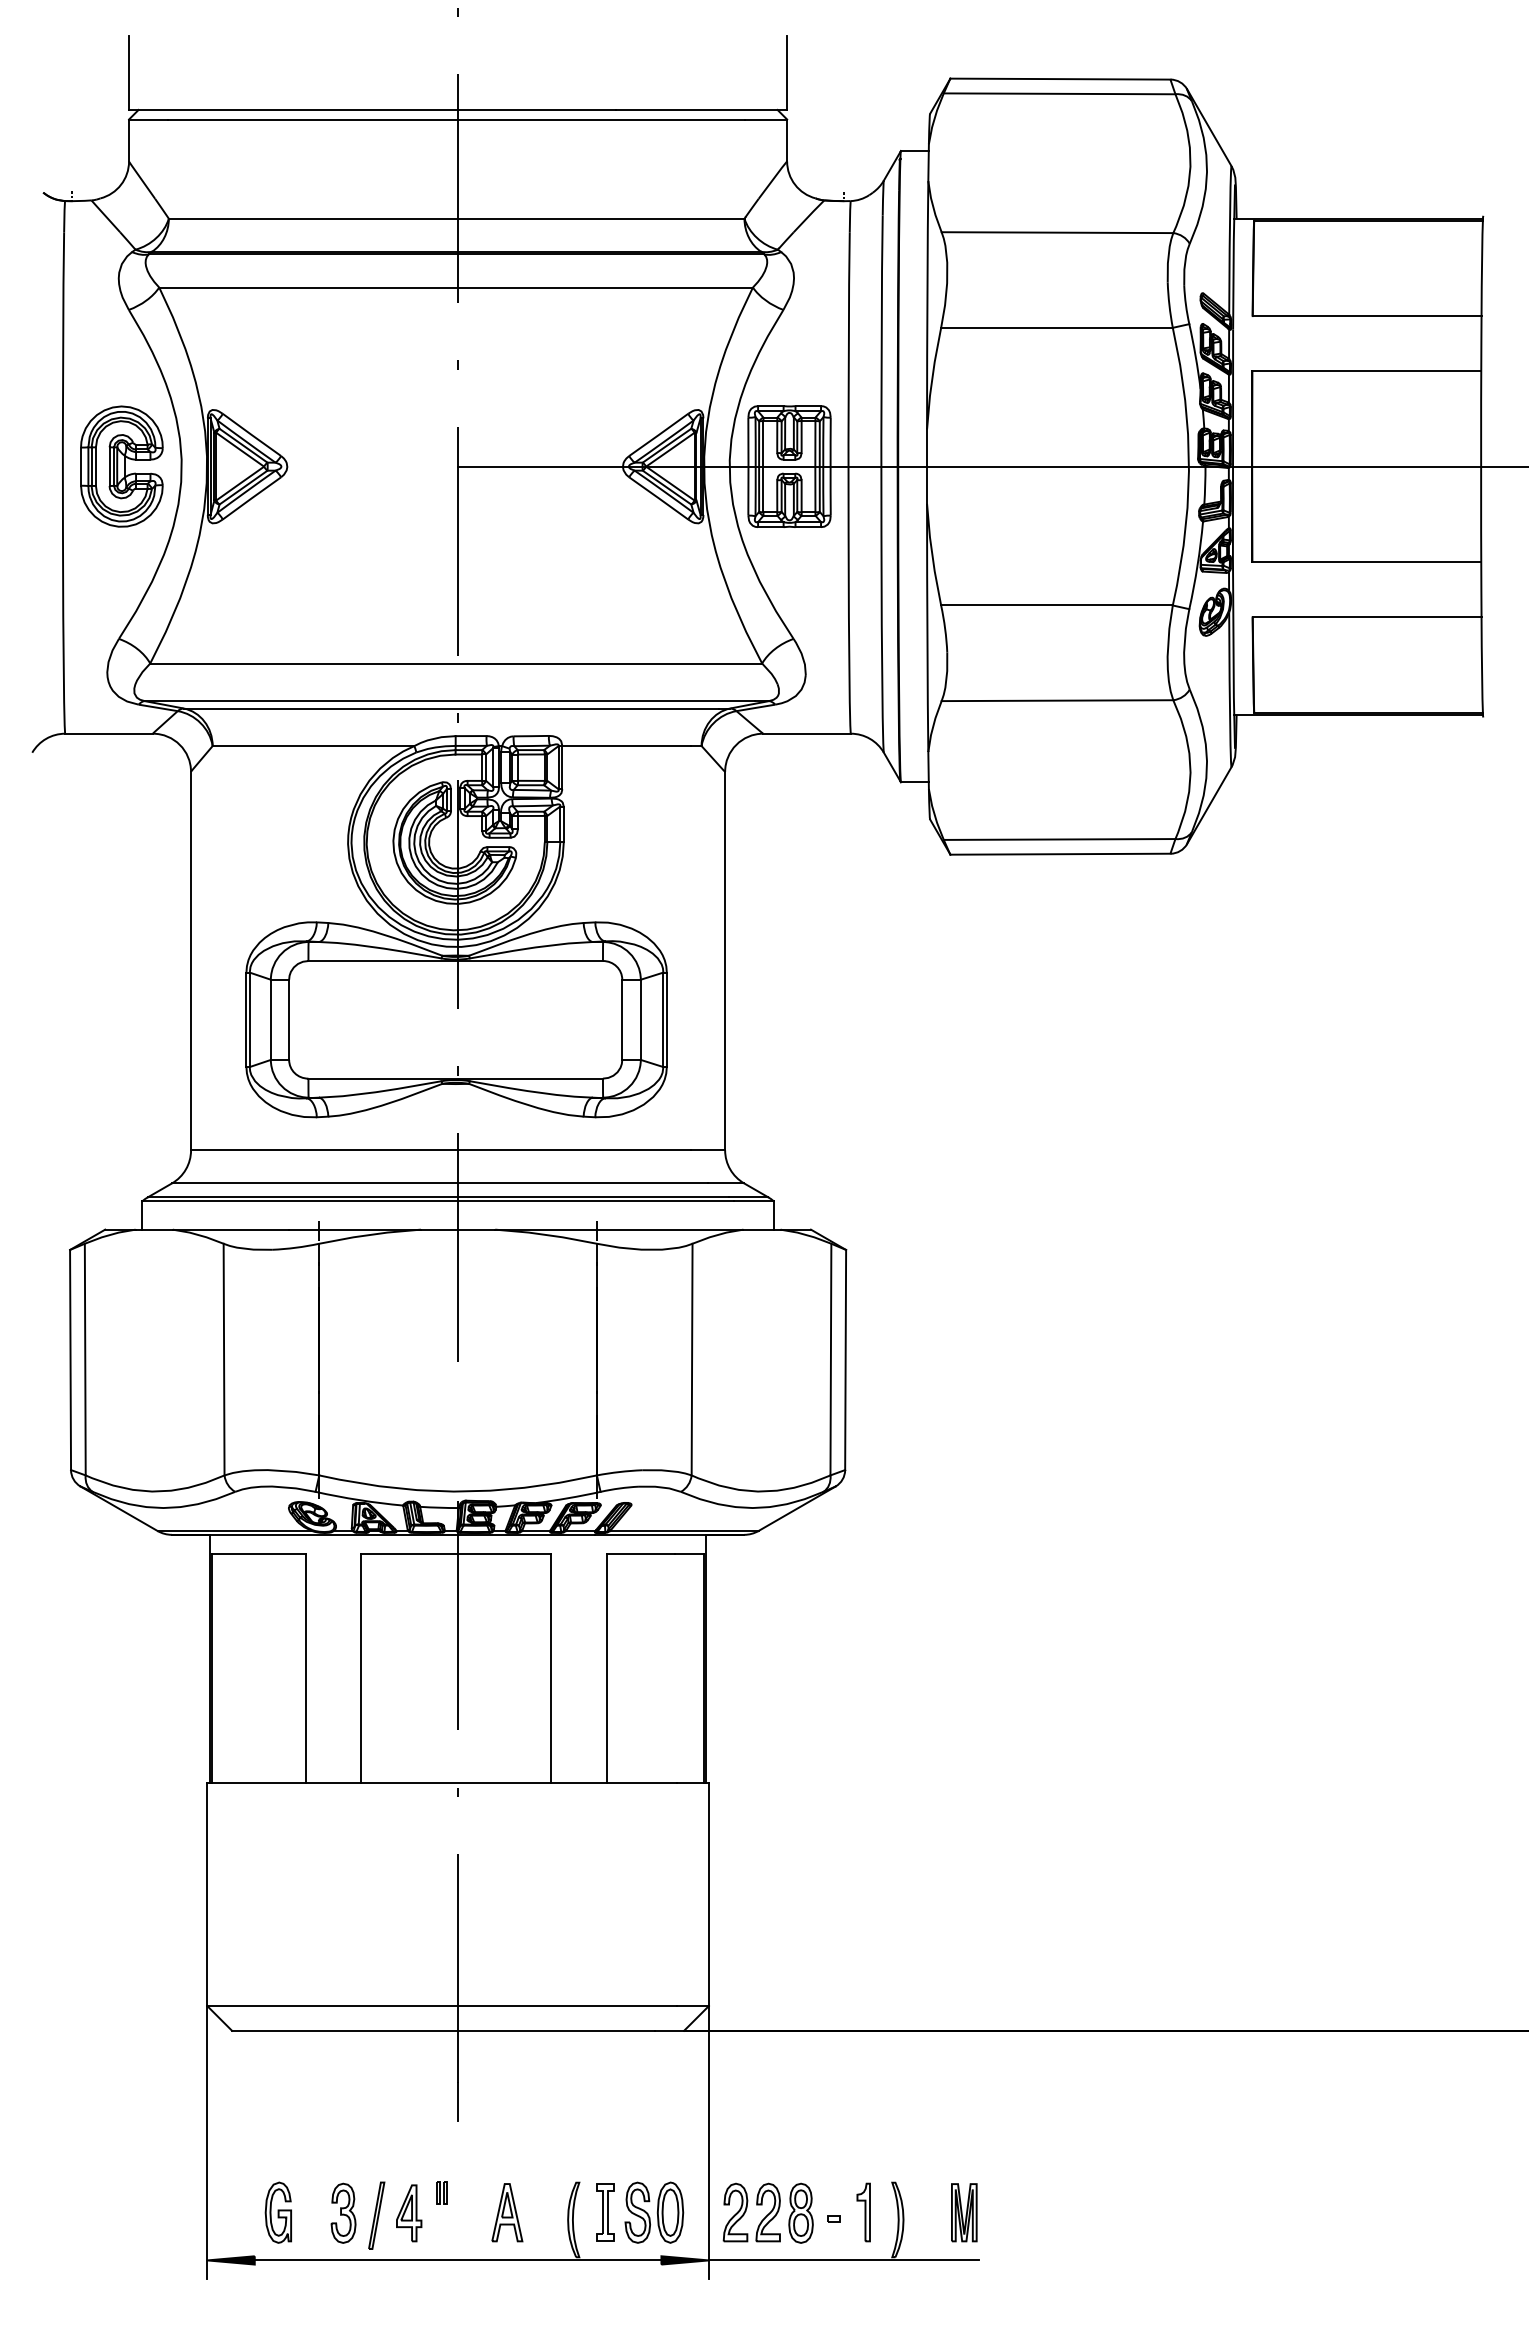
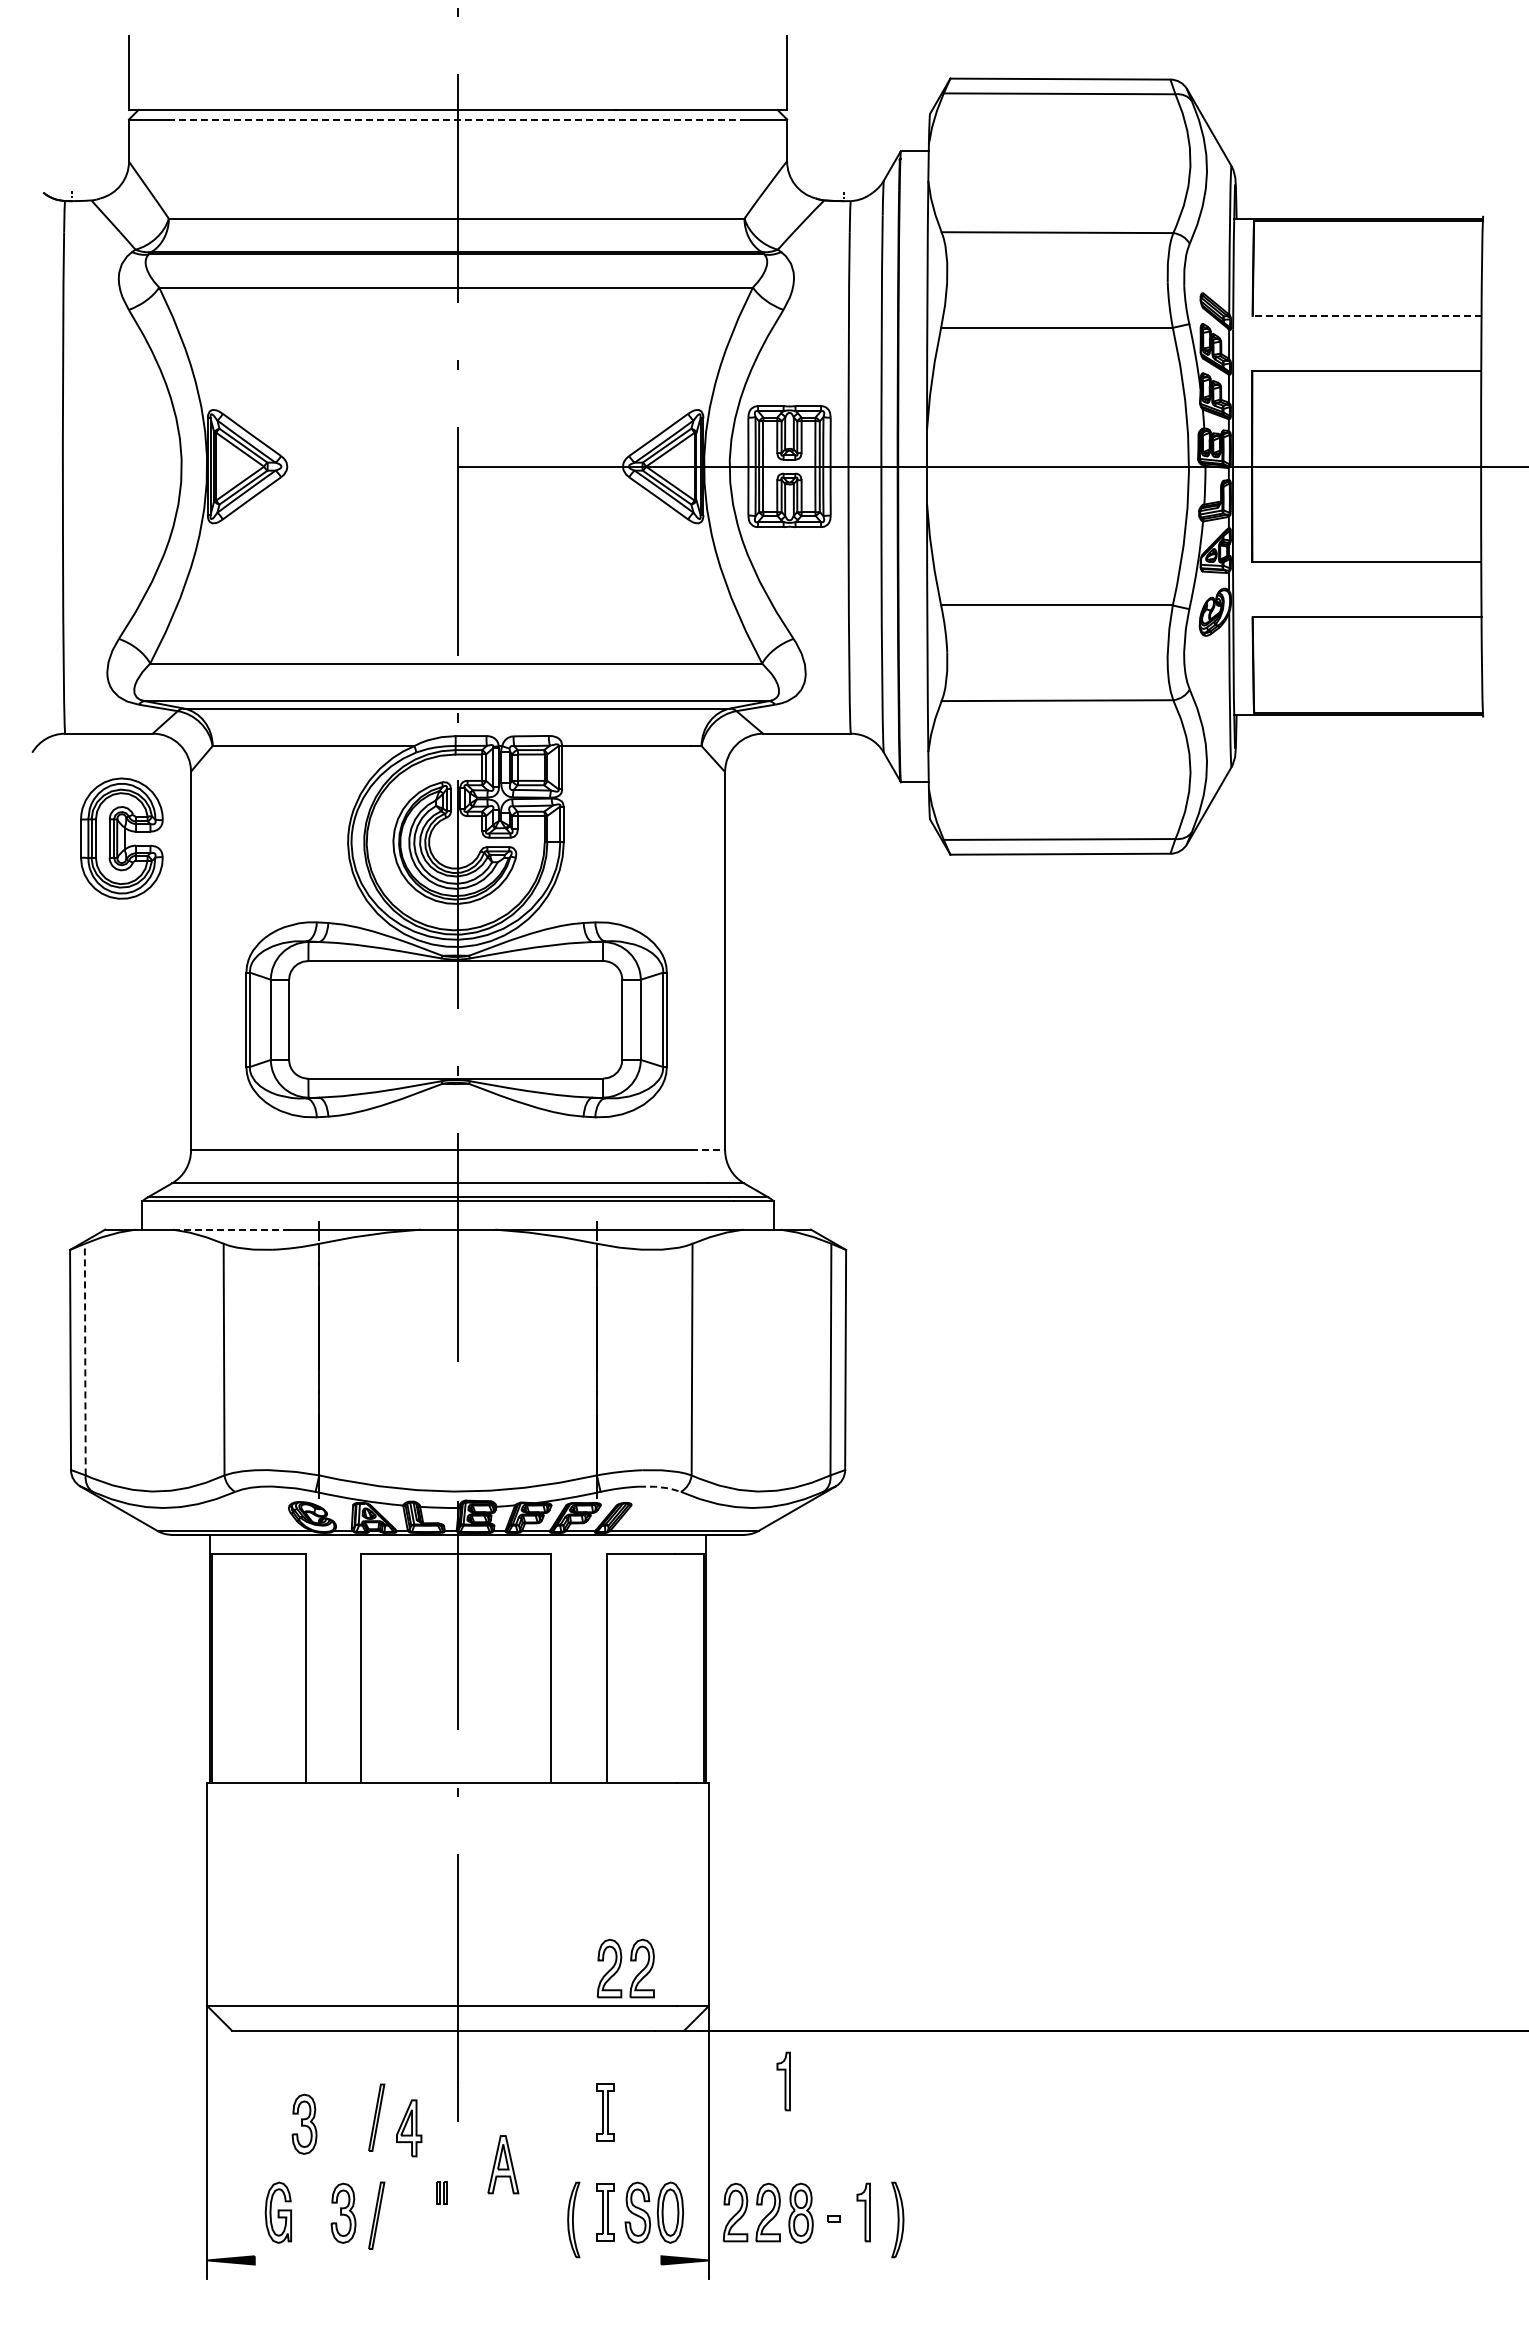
line: solid -> dashed (456, 119)
line: solid -> dashed (1366, 316)
part position: (121, 466) -> (121, 838) (121, 838)
line: solid -> dashed (708, 1150)
line: solid -> dashed (231, 1229)
line: solid -> dashed (85, 1359)
line: solid -> dashed (660, 1487)
part: none -> present (625, 1968)
part: none -> present (783, 2081)
part: none -> present (605, 2112)
part: none -> present (376, 2117)
part: none -> present (304, 2123)
part position: (507, 2212) -> (503, 2164) (503, 2164)
part: present -> none (964, 2212)
part position: (409, 2213) -> (409, 2128) (409, 2128)
line: present -> none (457, 2260)
line: present -> none (843, 2260)
